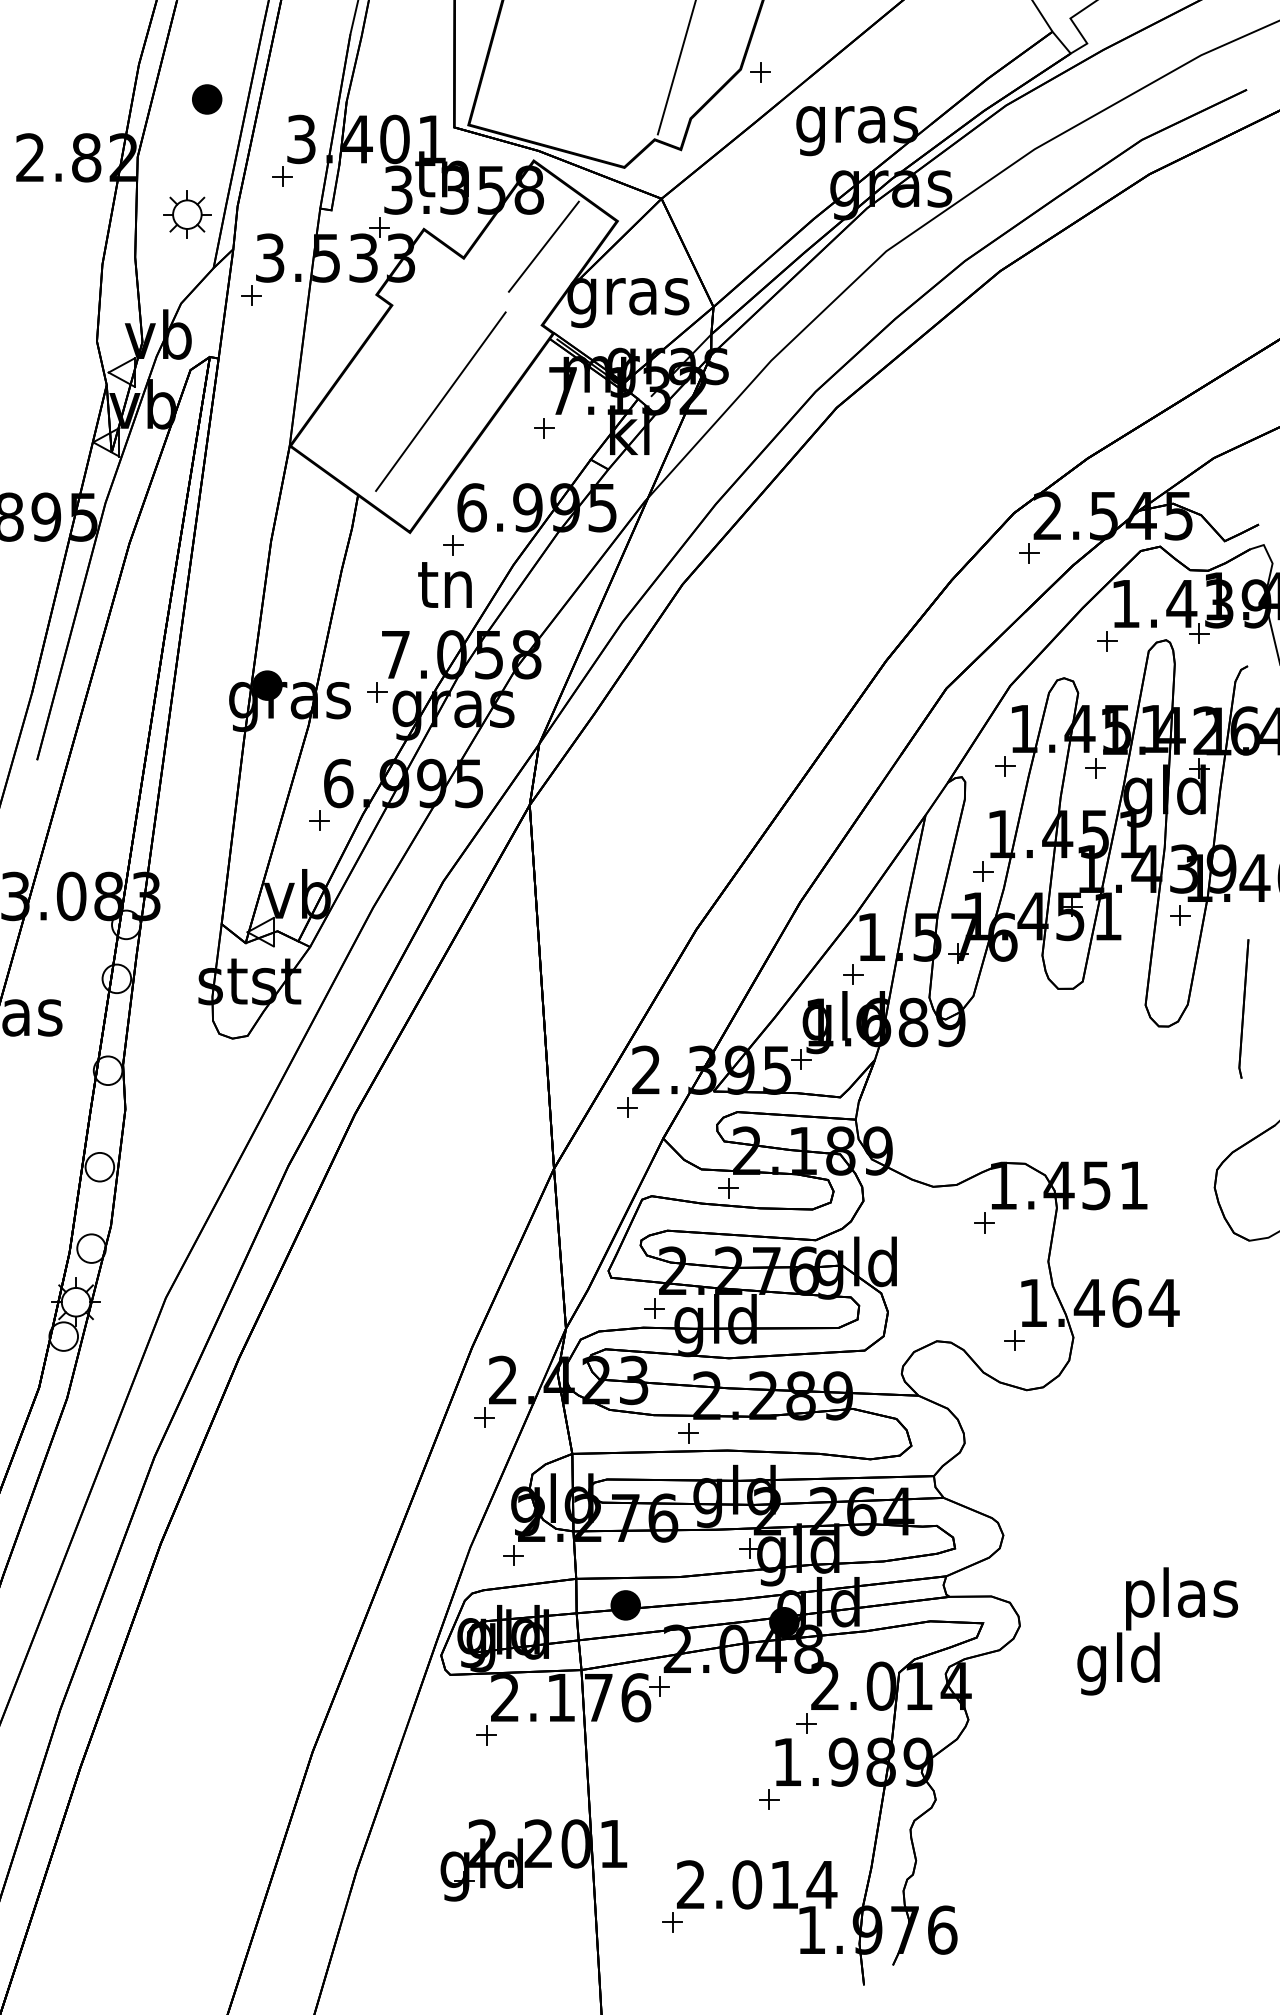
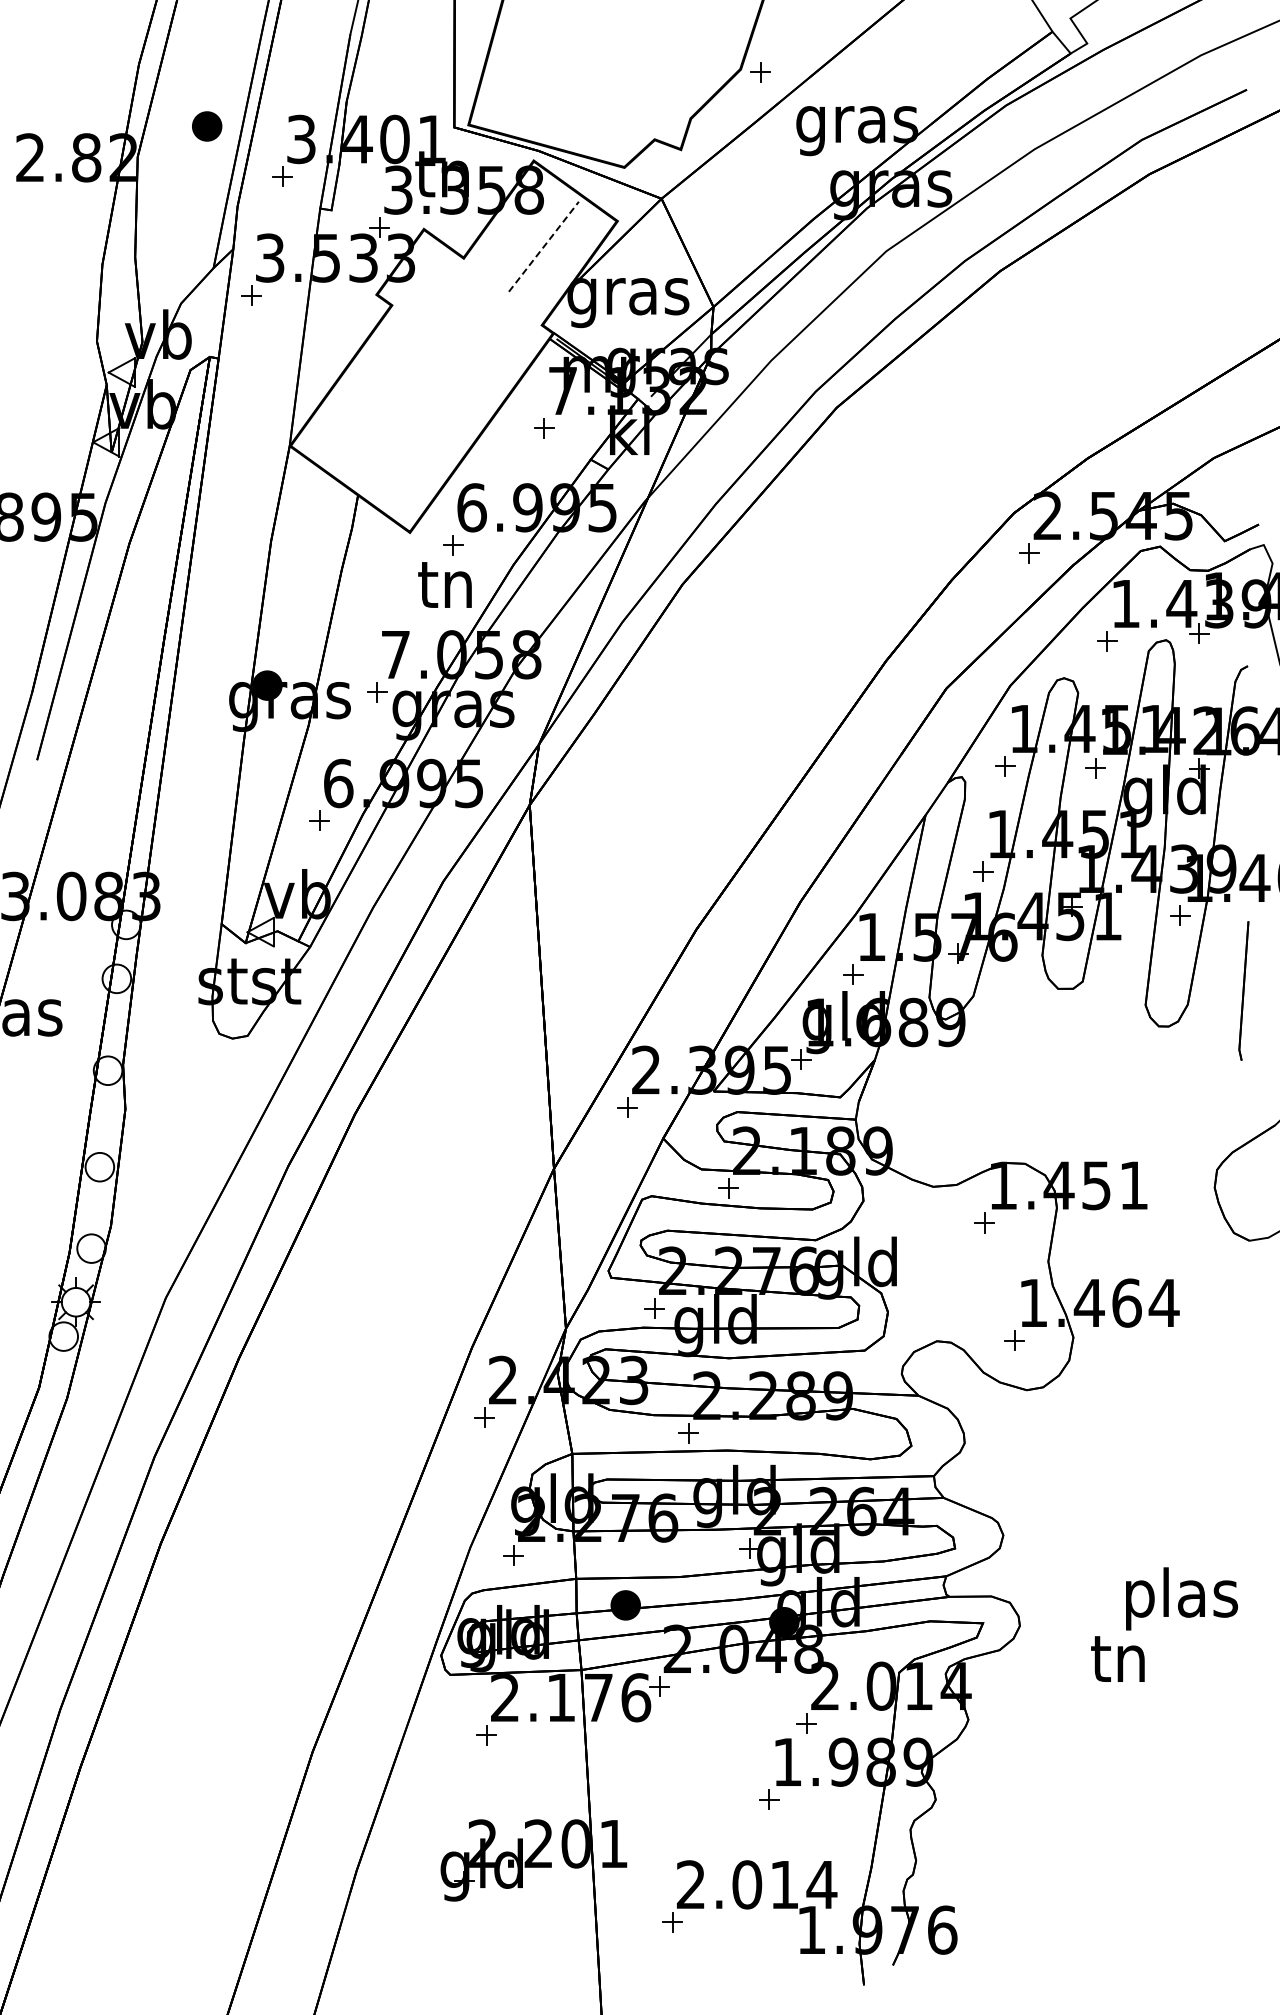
line: present -> none (676, 68)
part position: (207, 99) -> (207, 126) (207, 126)
part: present -> none (187, 214)
line: solid -> dashed (543, 246)
line: present -> none (440, 401)
part position: (1243, 1008) -> (1243, 990) (1243, 990)
text: gld -> tn (1118, 1663)
